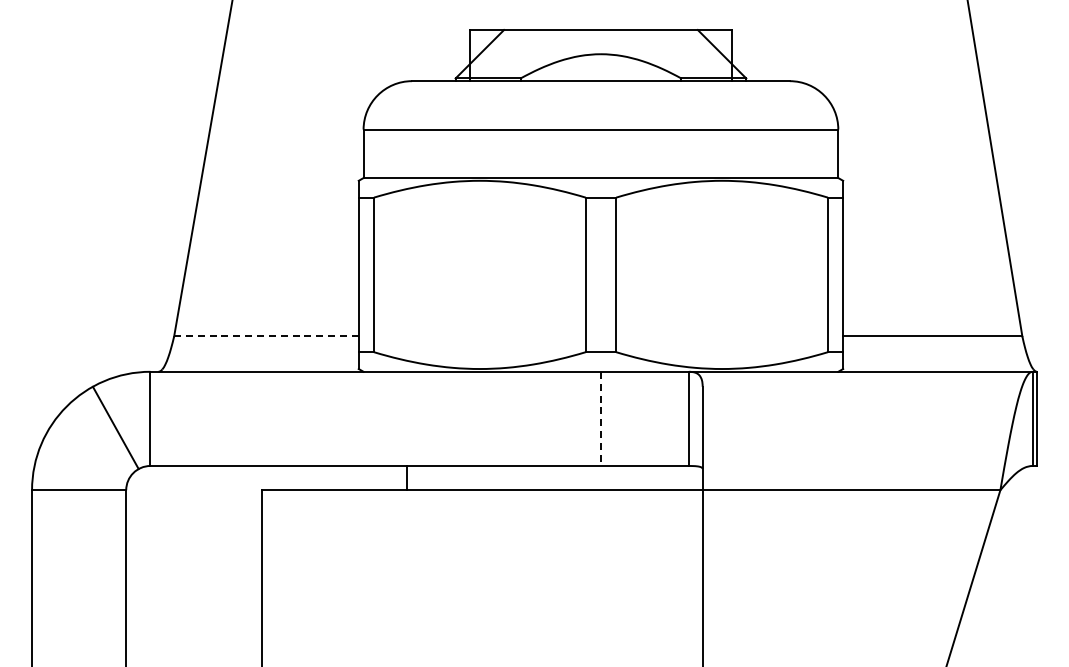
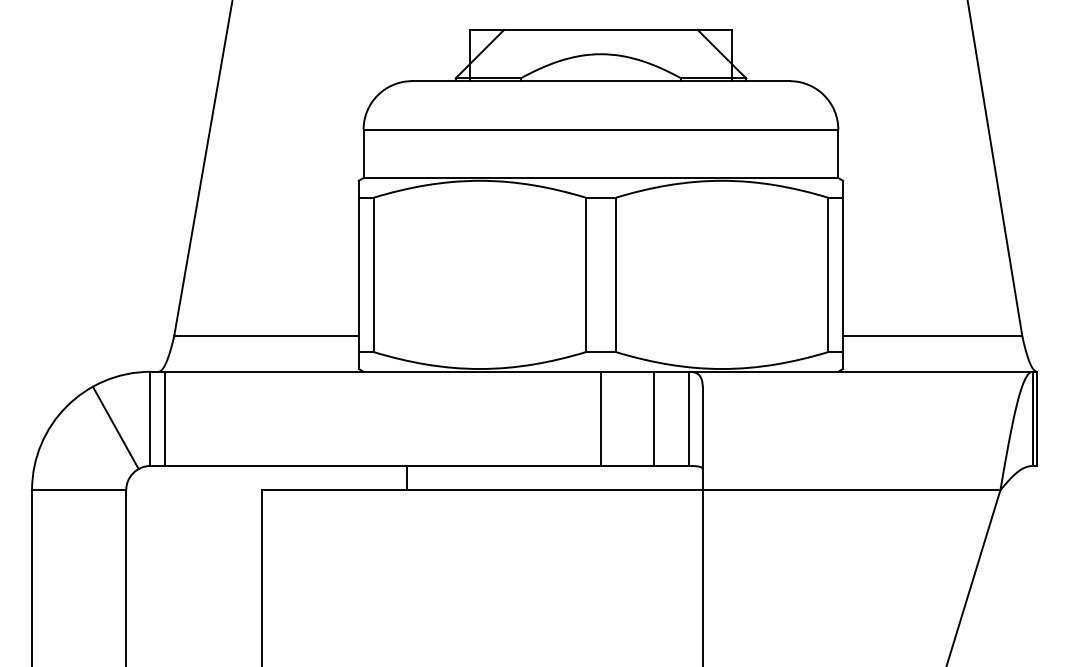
line: dashed -> solid (265, 336)
line: none -> present (164, 418)
line: none -> present (654, 418)
line: dashed -> solid (600, 419)
